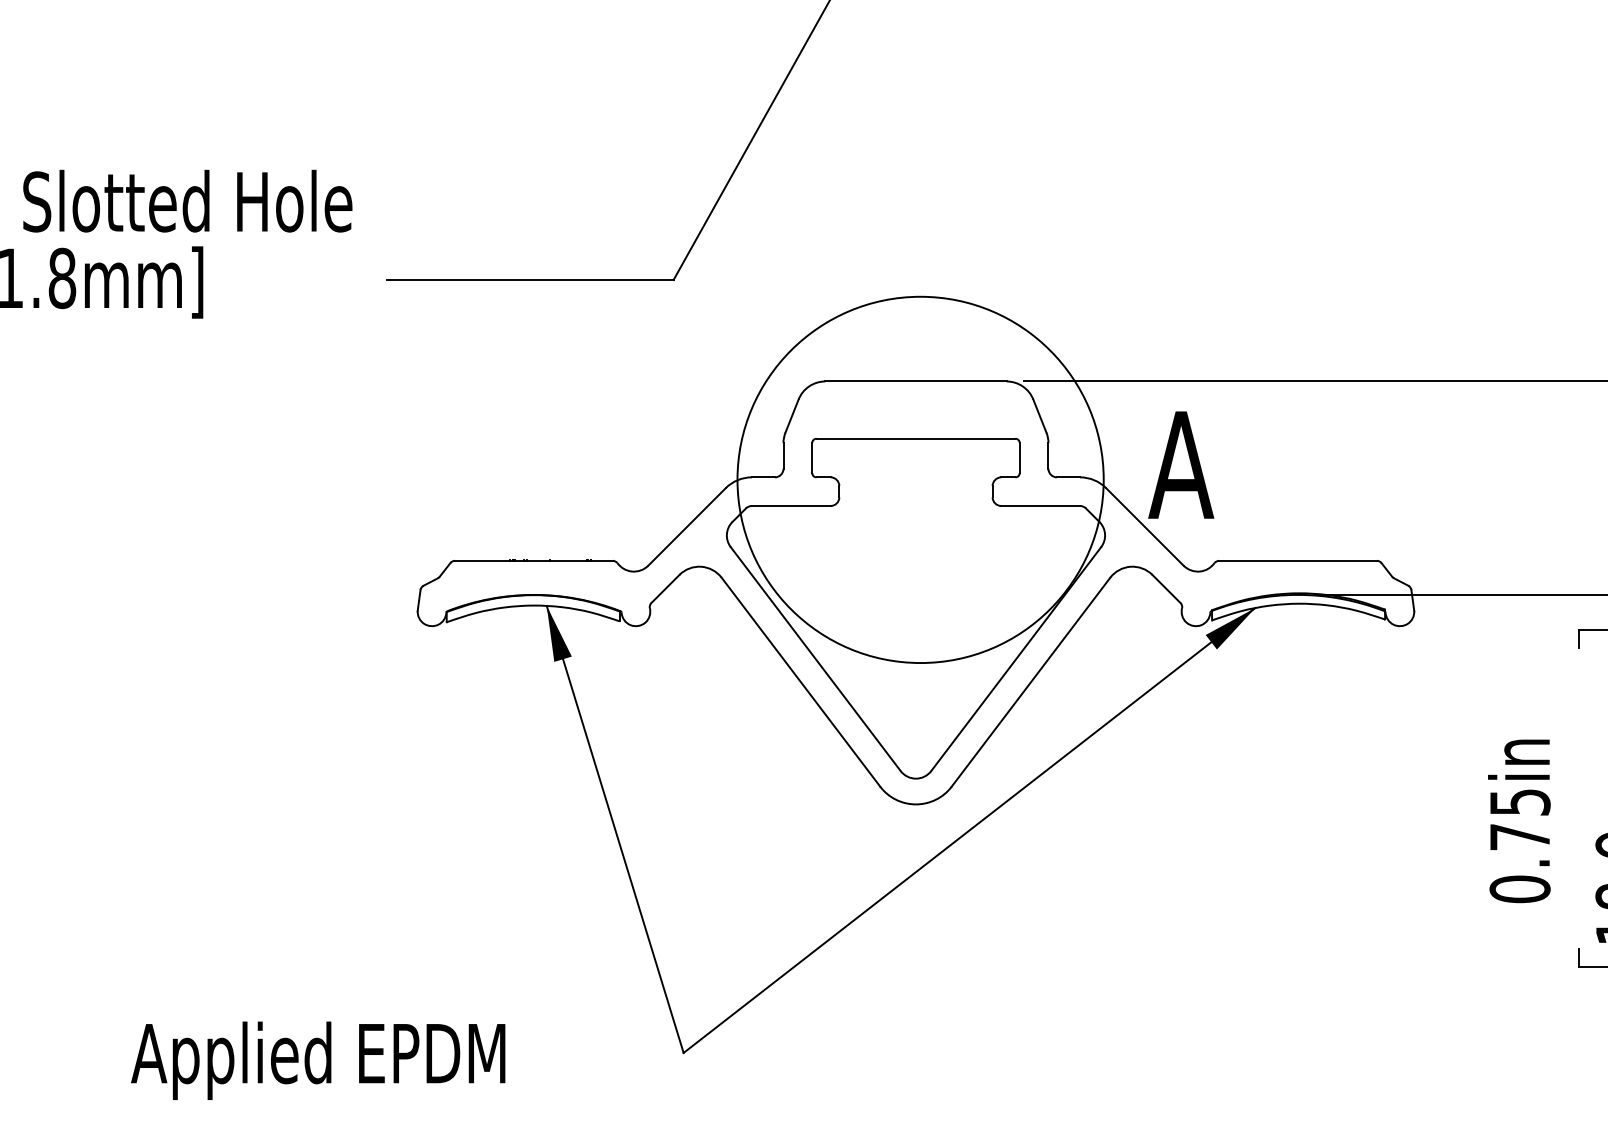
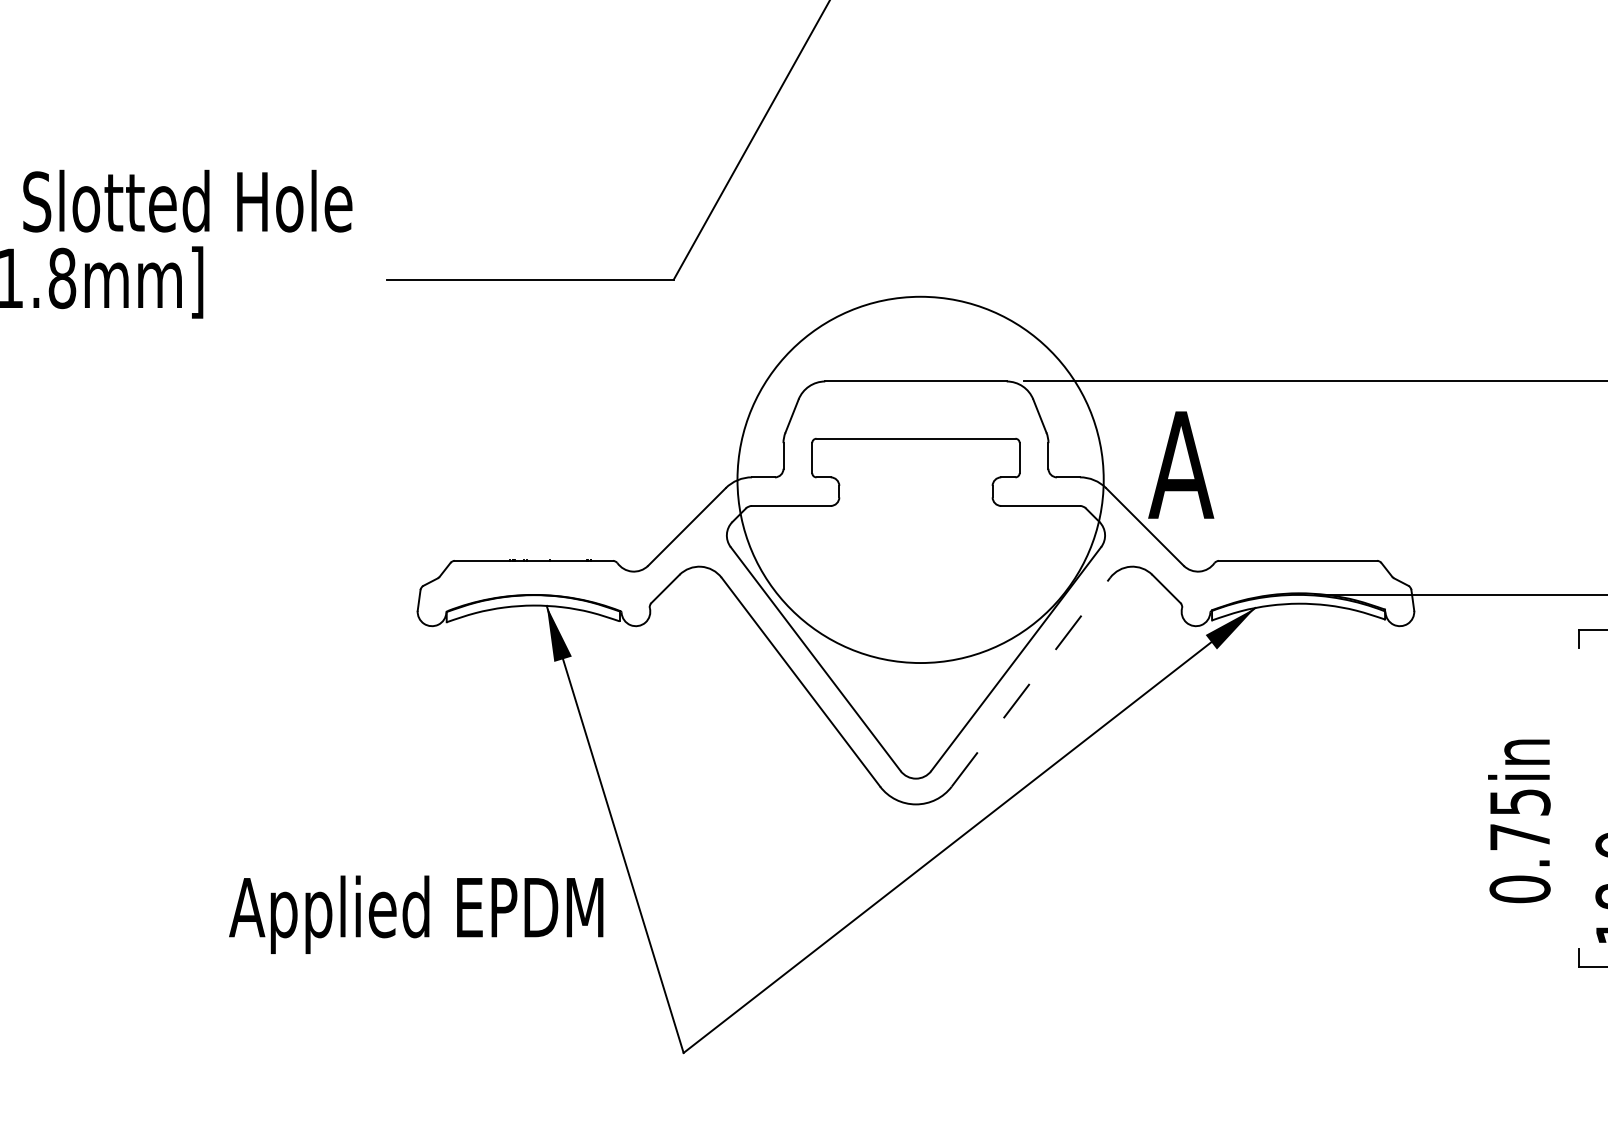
line: solid -> dashed (1031, 681)
text position: (318, 1060) -> (416, 914) (416, 914)
